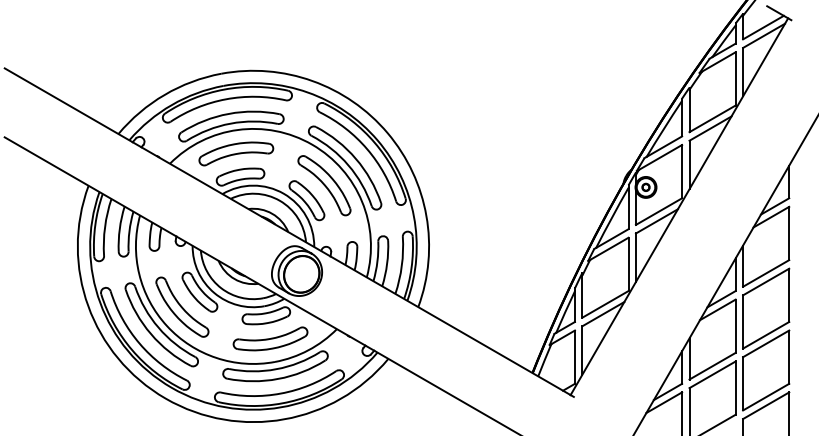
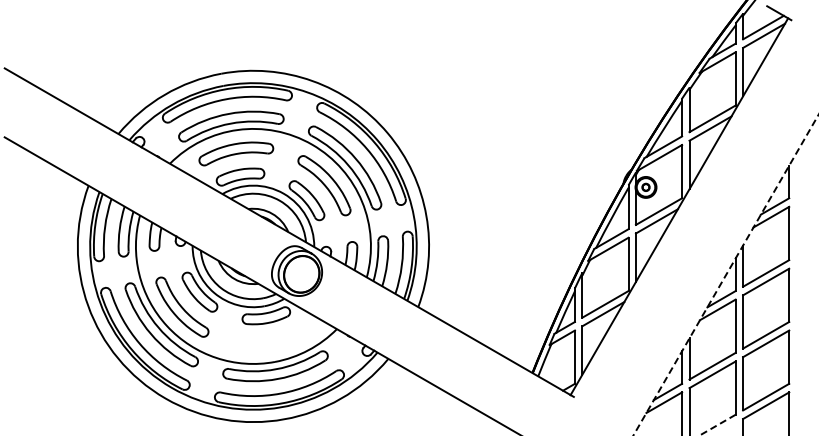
line: solid -> dashed (726, 274)
part: present -> none (270, 338)
line: solid -> dashed (716, 425)
